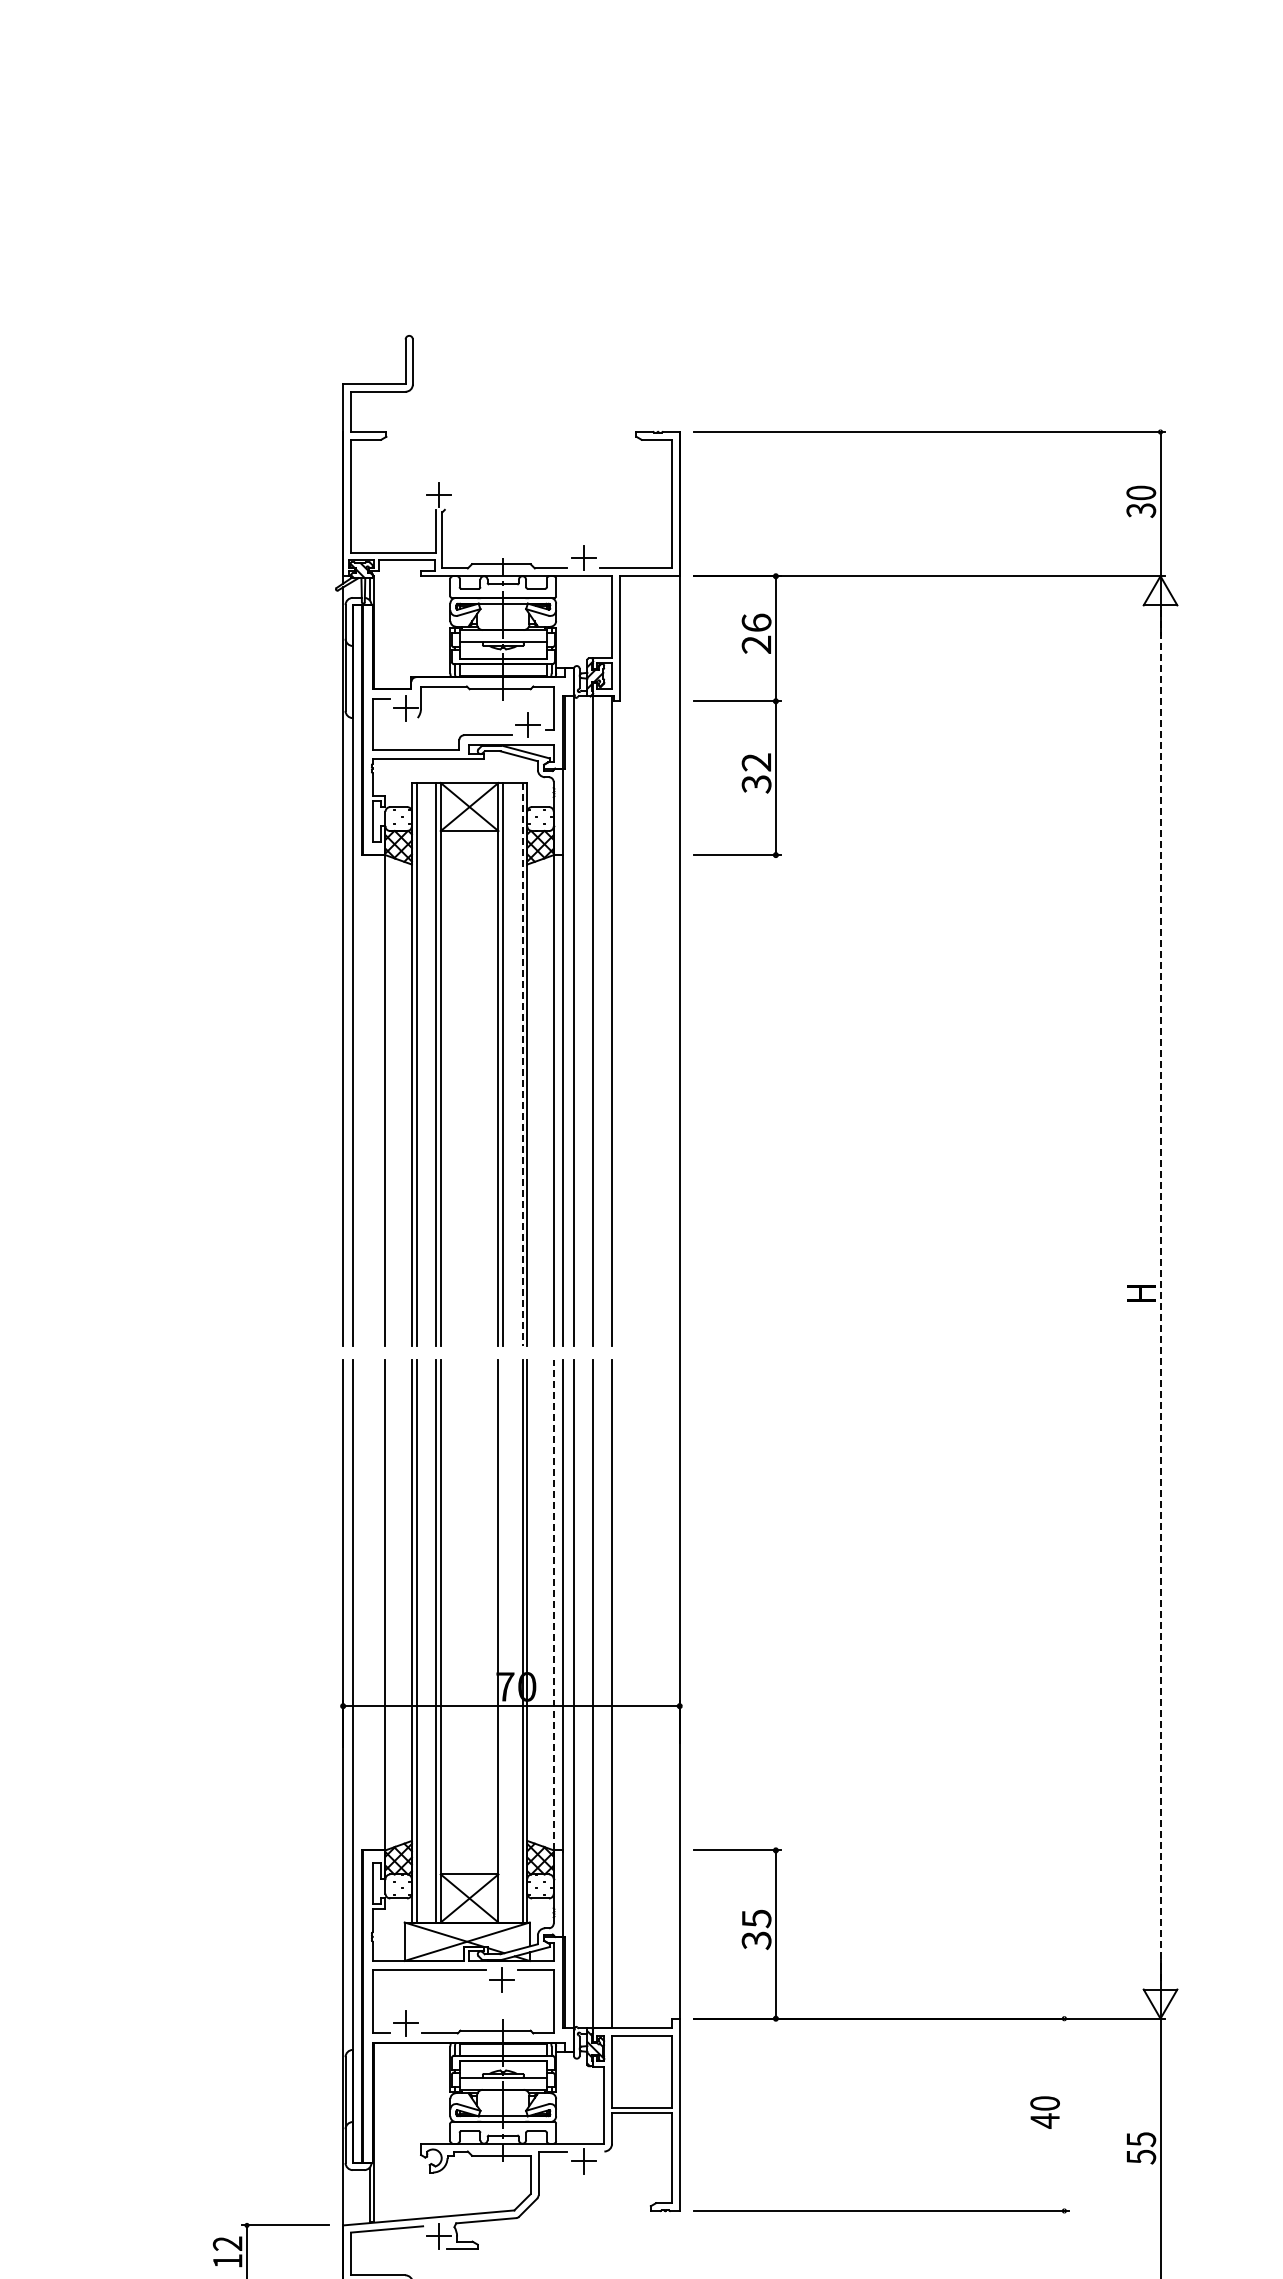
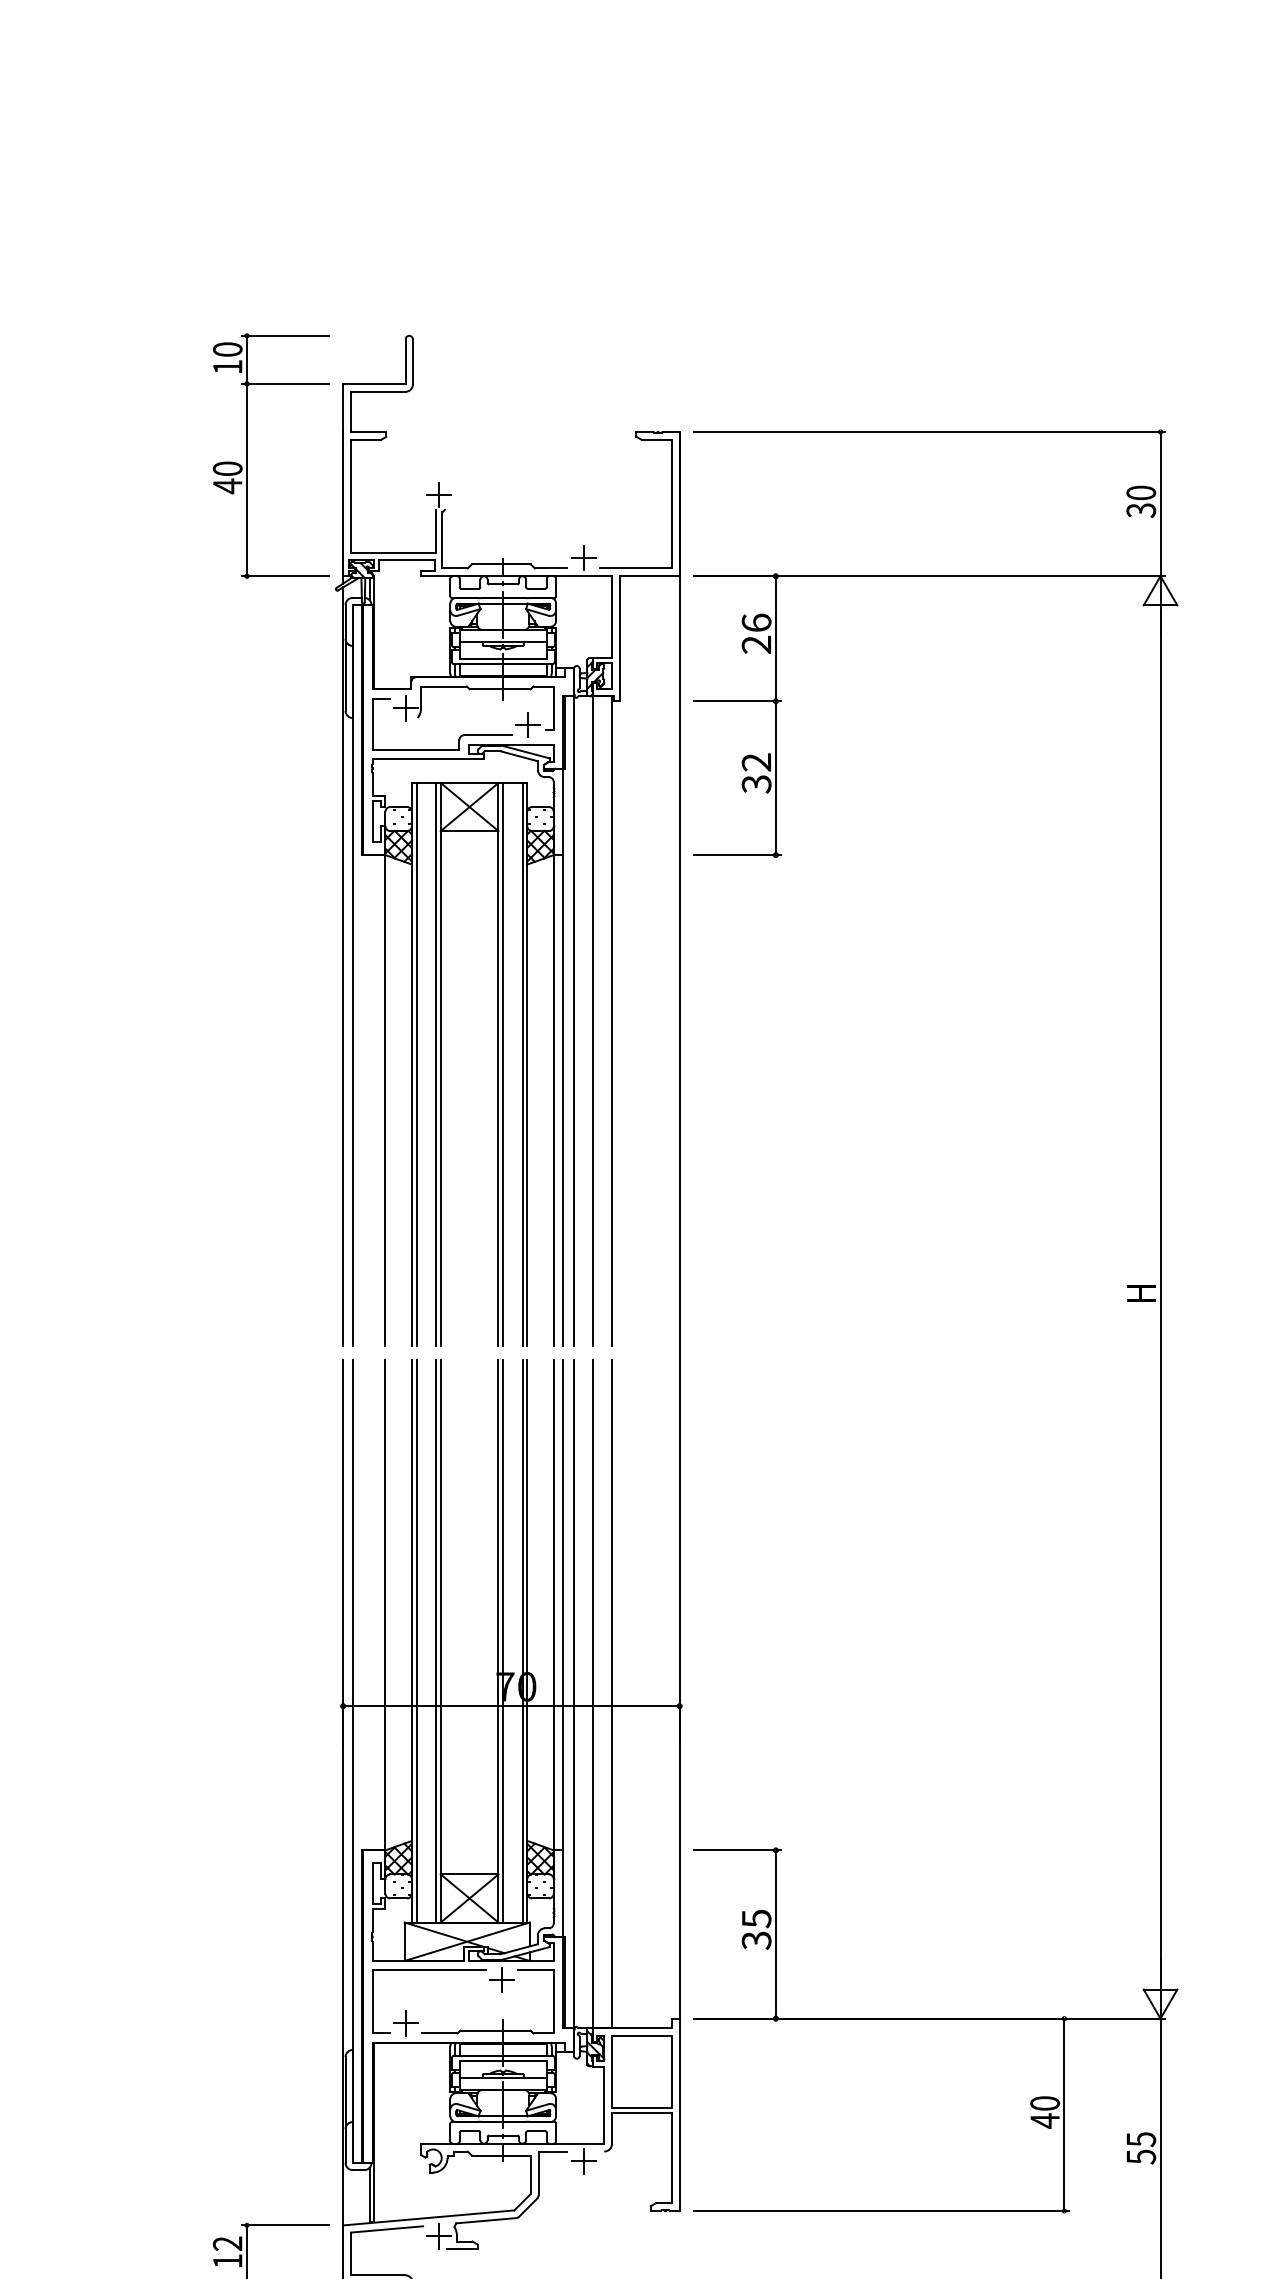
part: none -> present (247, 455)
line: dashed -> solid (522, 1064)
line: dashed -> solid (1160, 1297)
line: dashed -> solid (553, 1604)
line: none -> present (503, 1640)
line: none -> present (1064, 2114)
